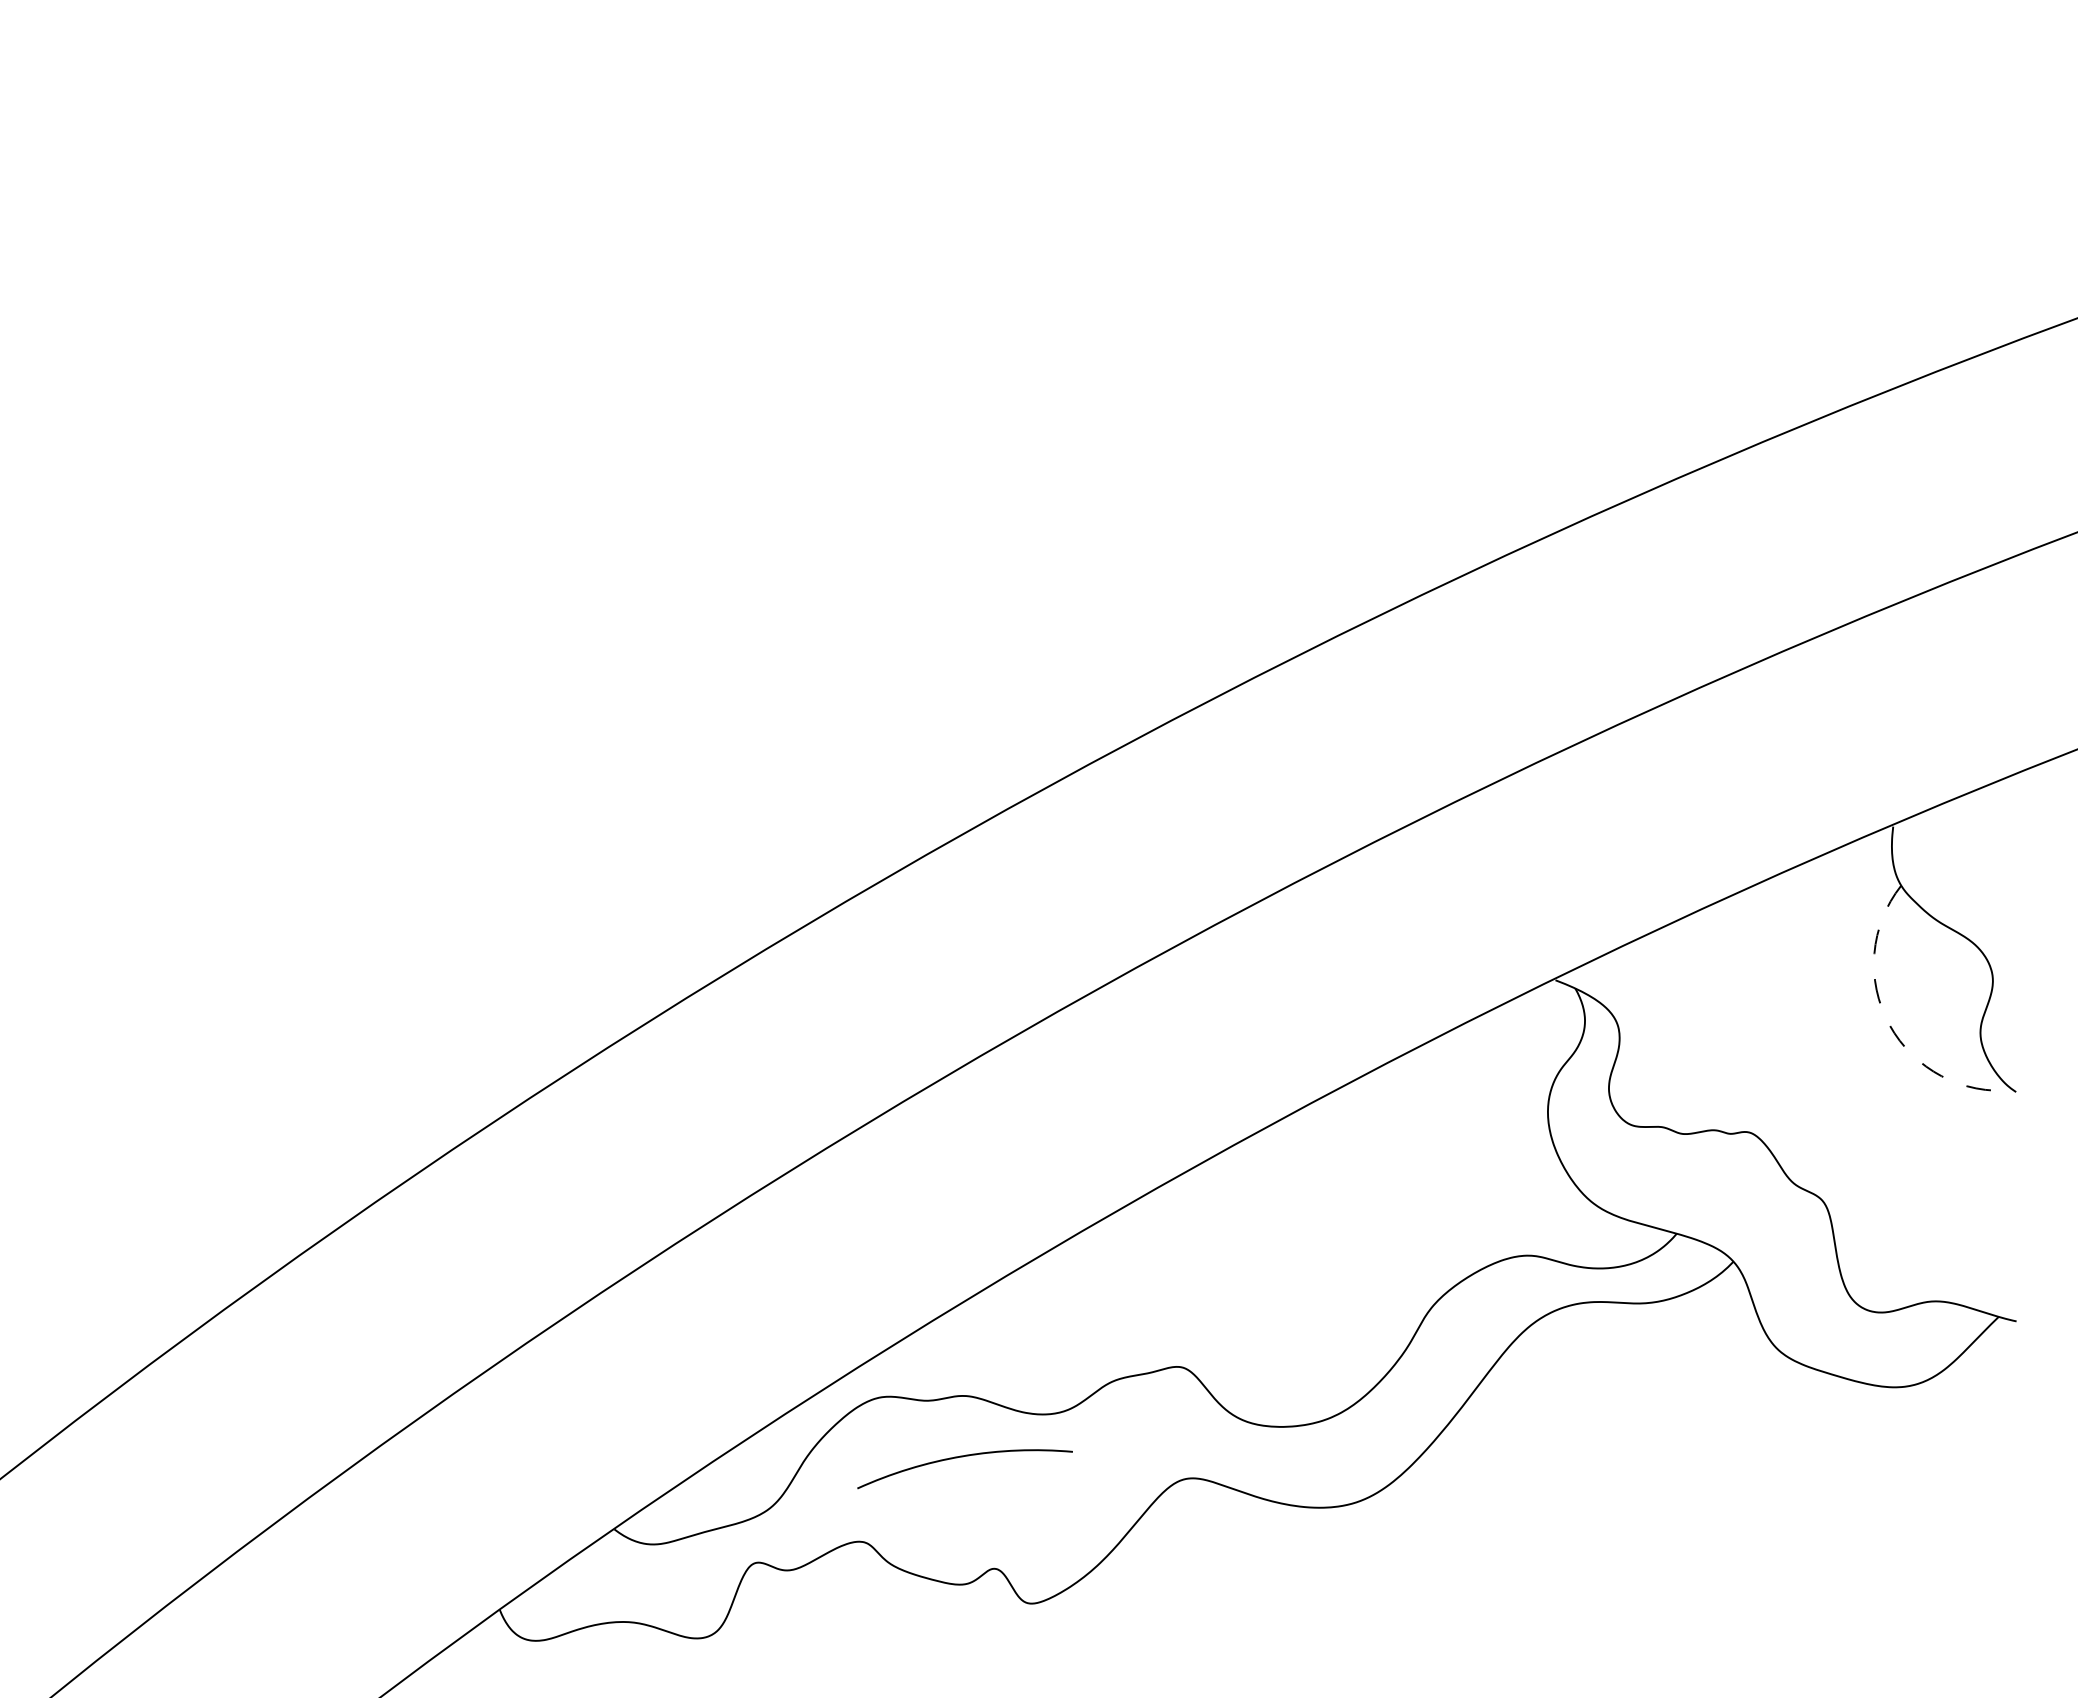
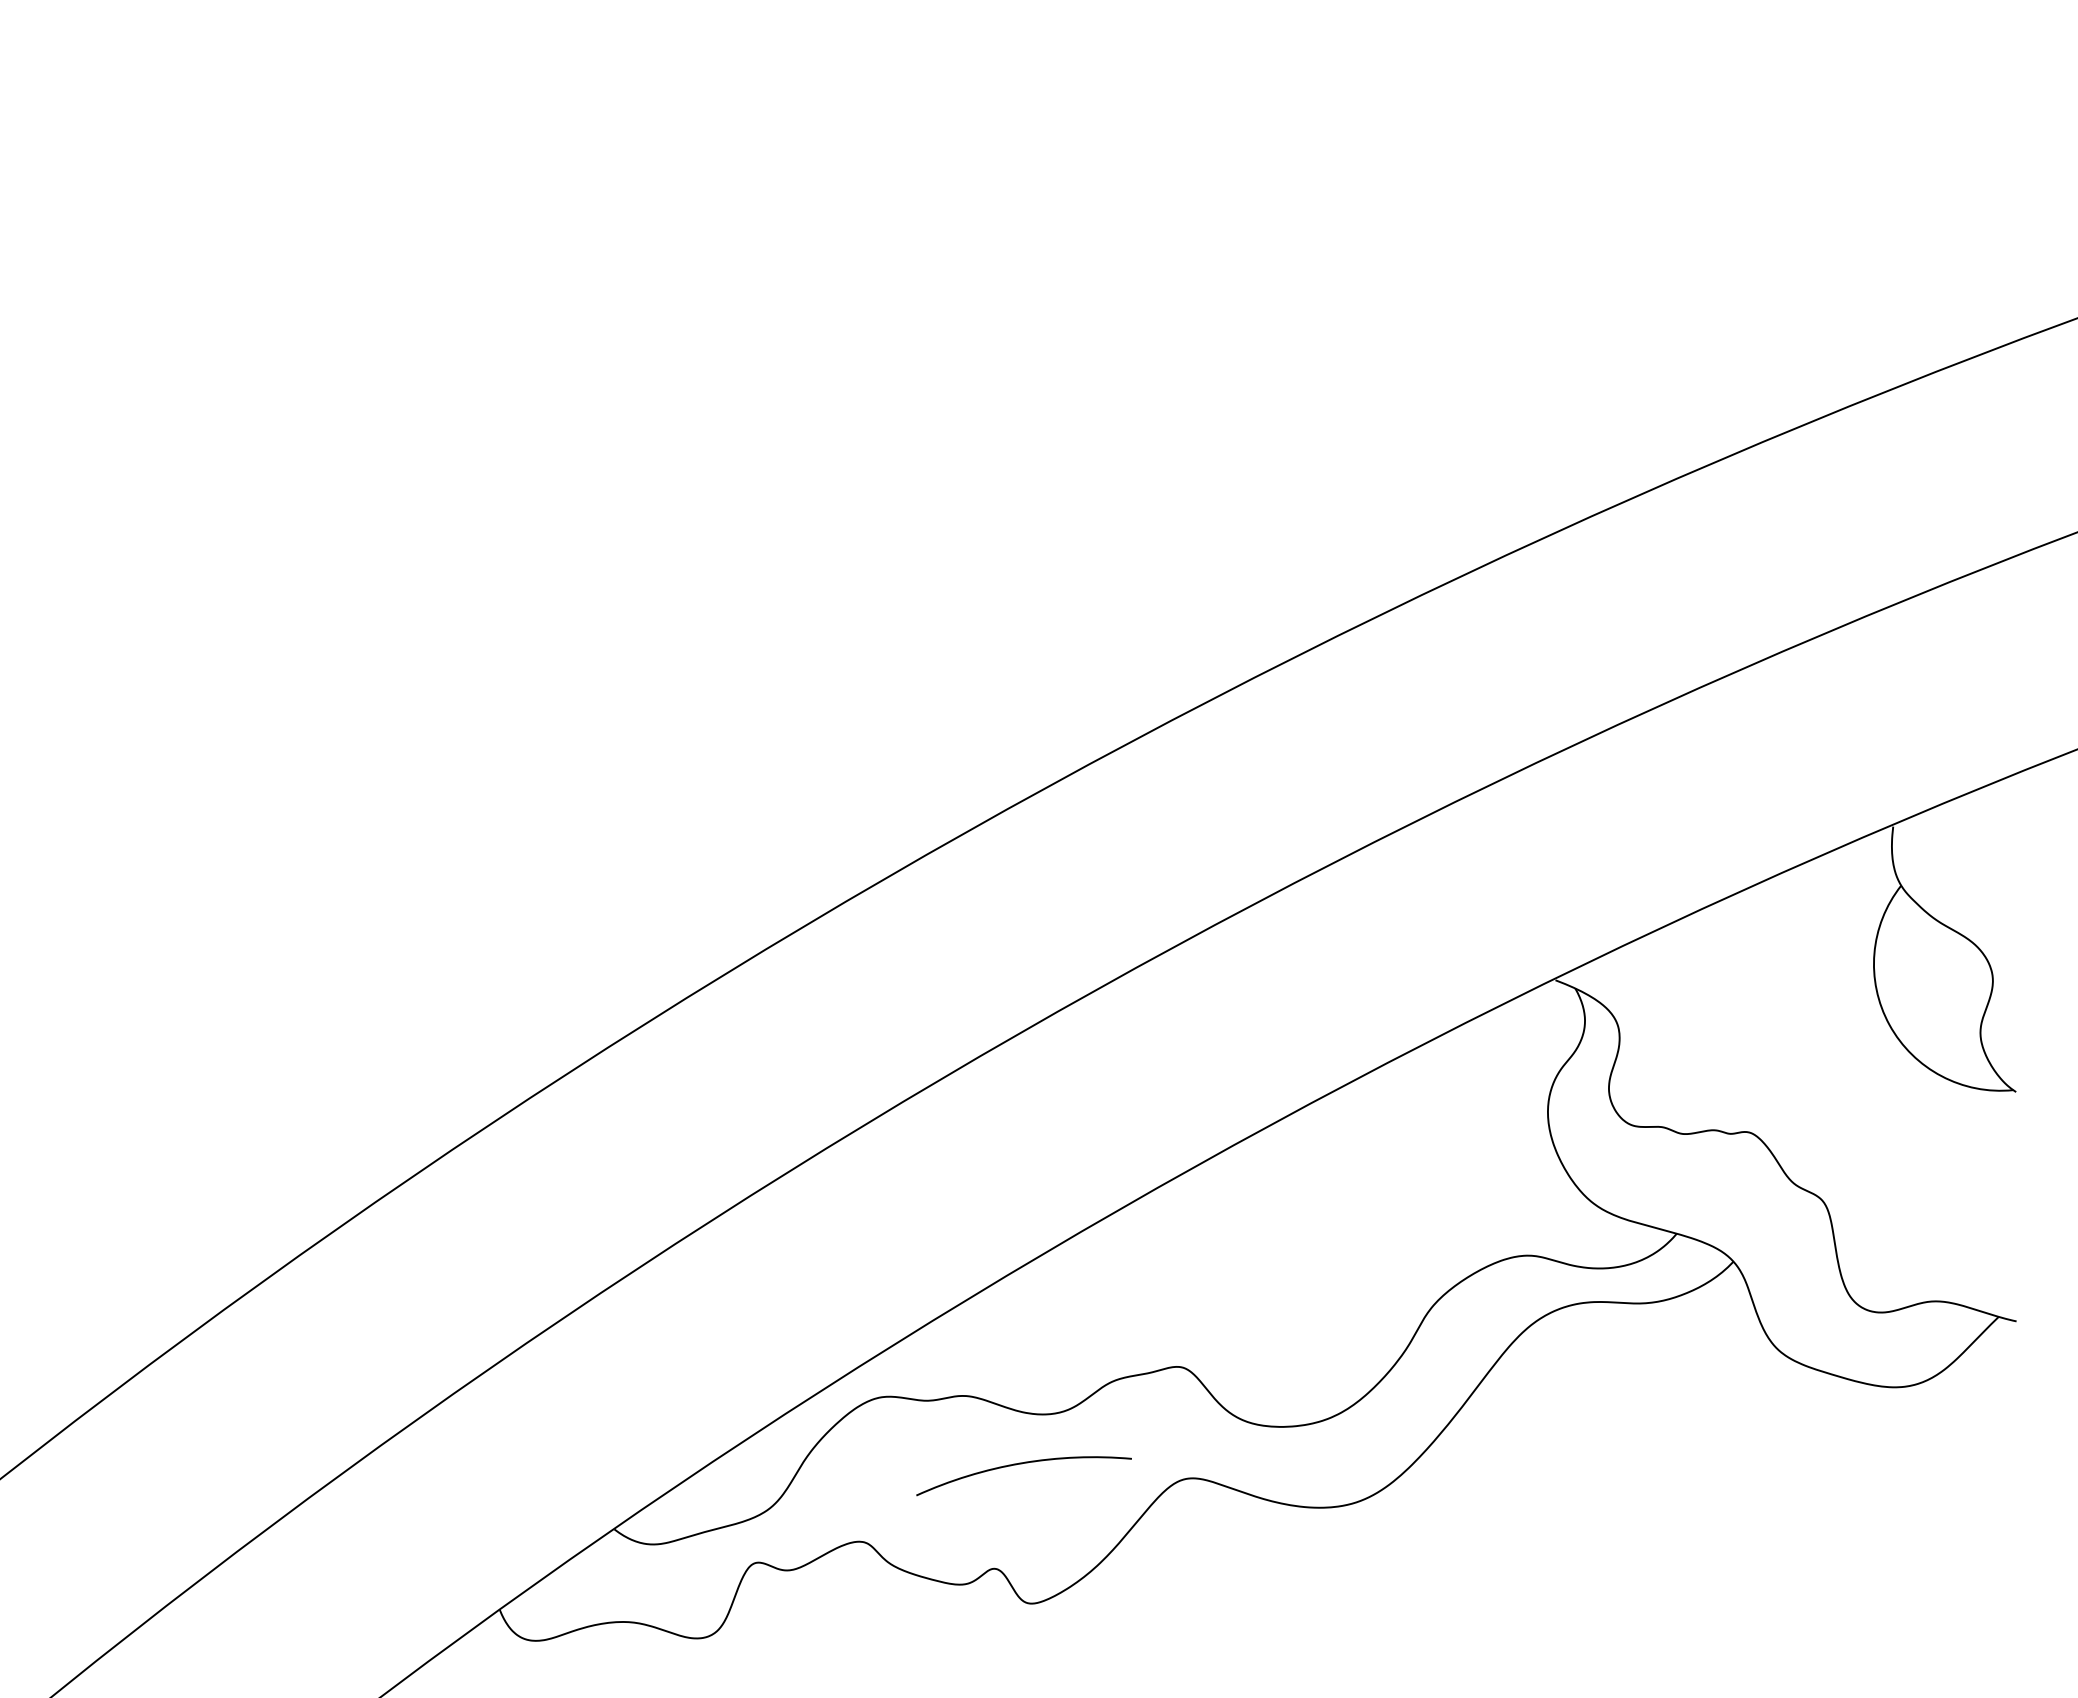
arc: dashed -> solid (1889, 1024)
arc position: (963, 1457) -> (1022, 1464) (1022, 1464)
